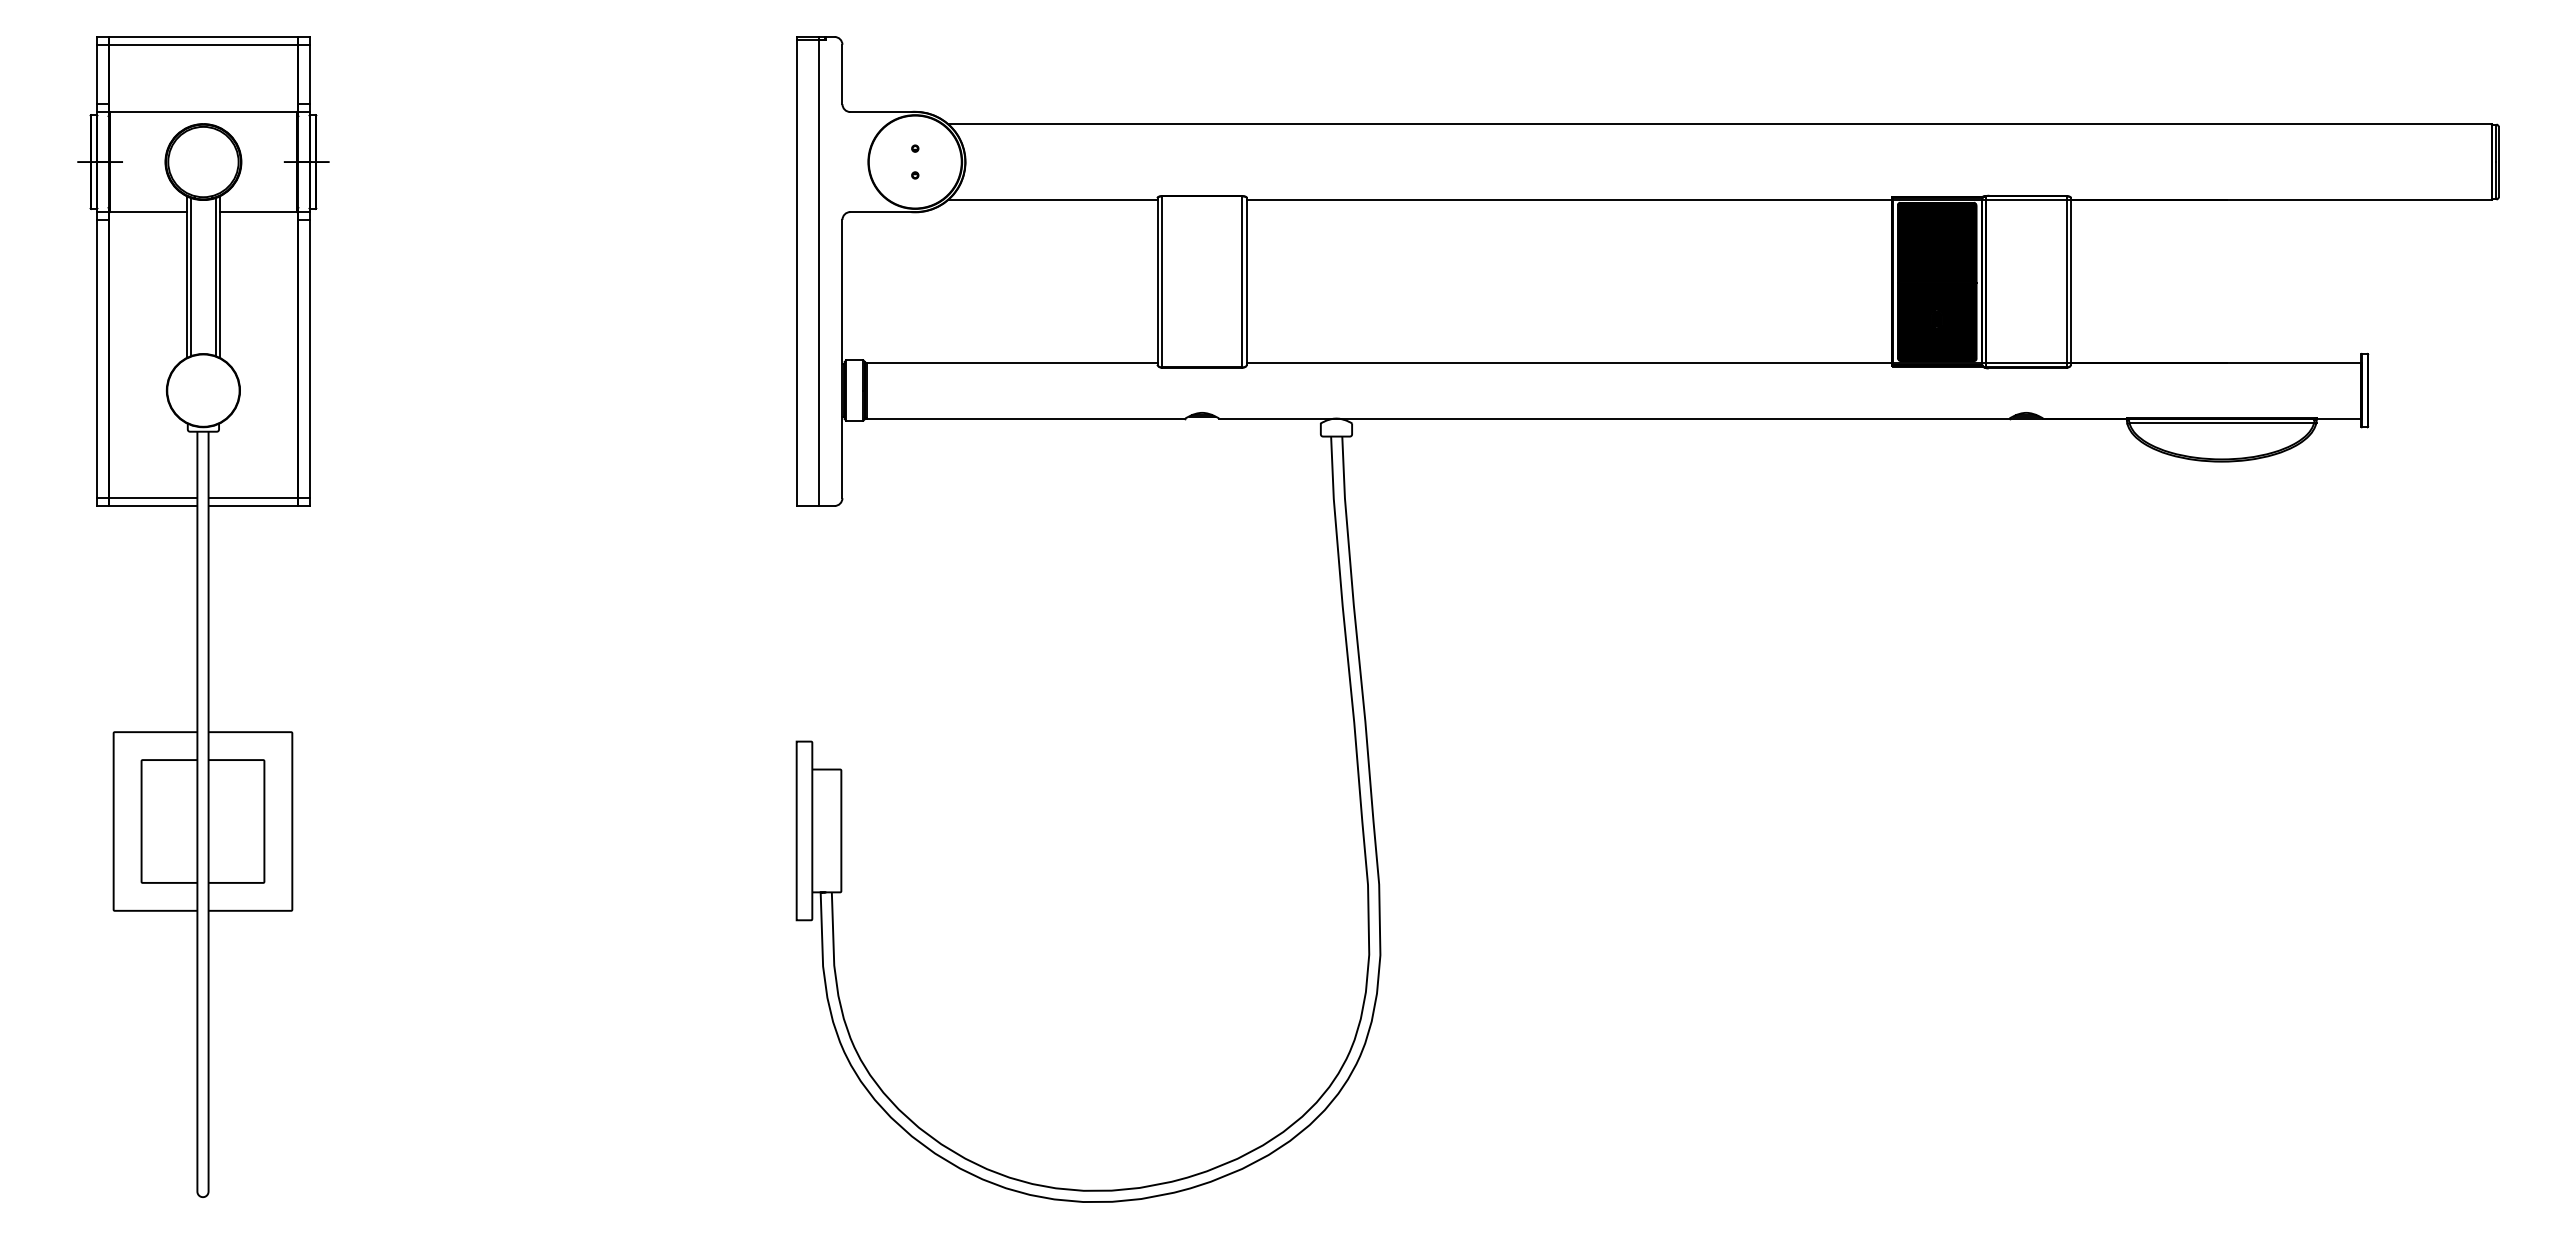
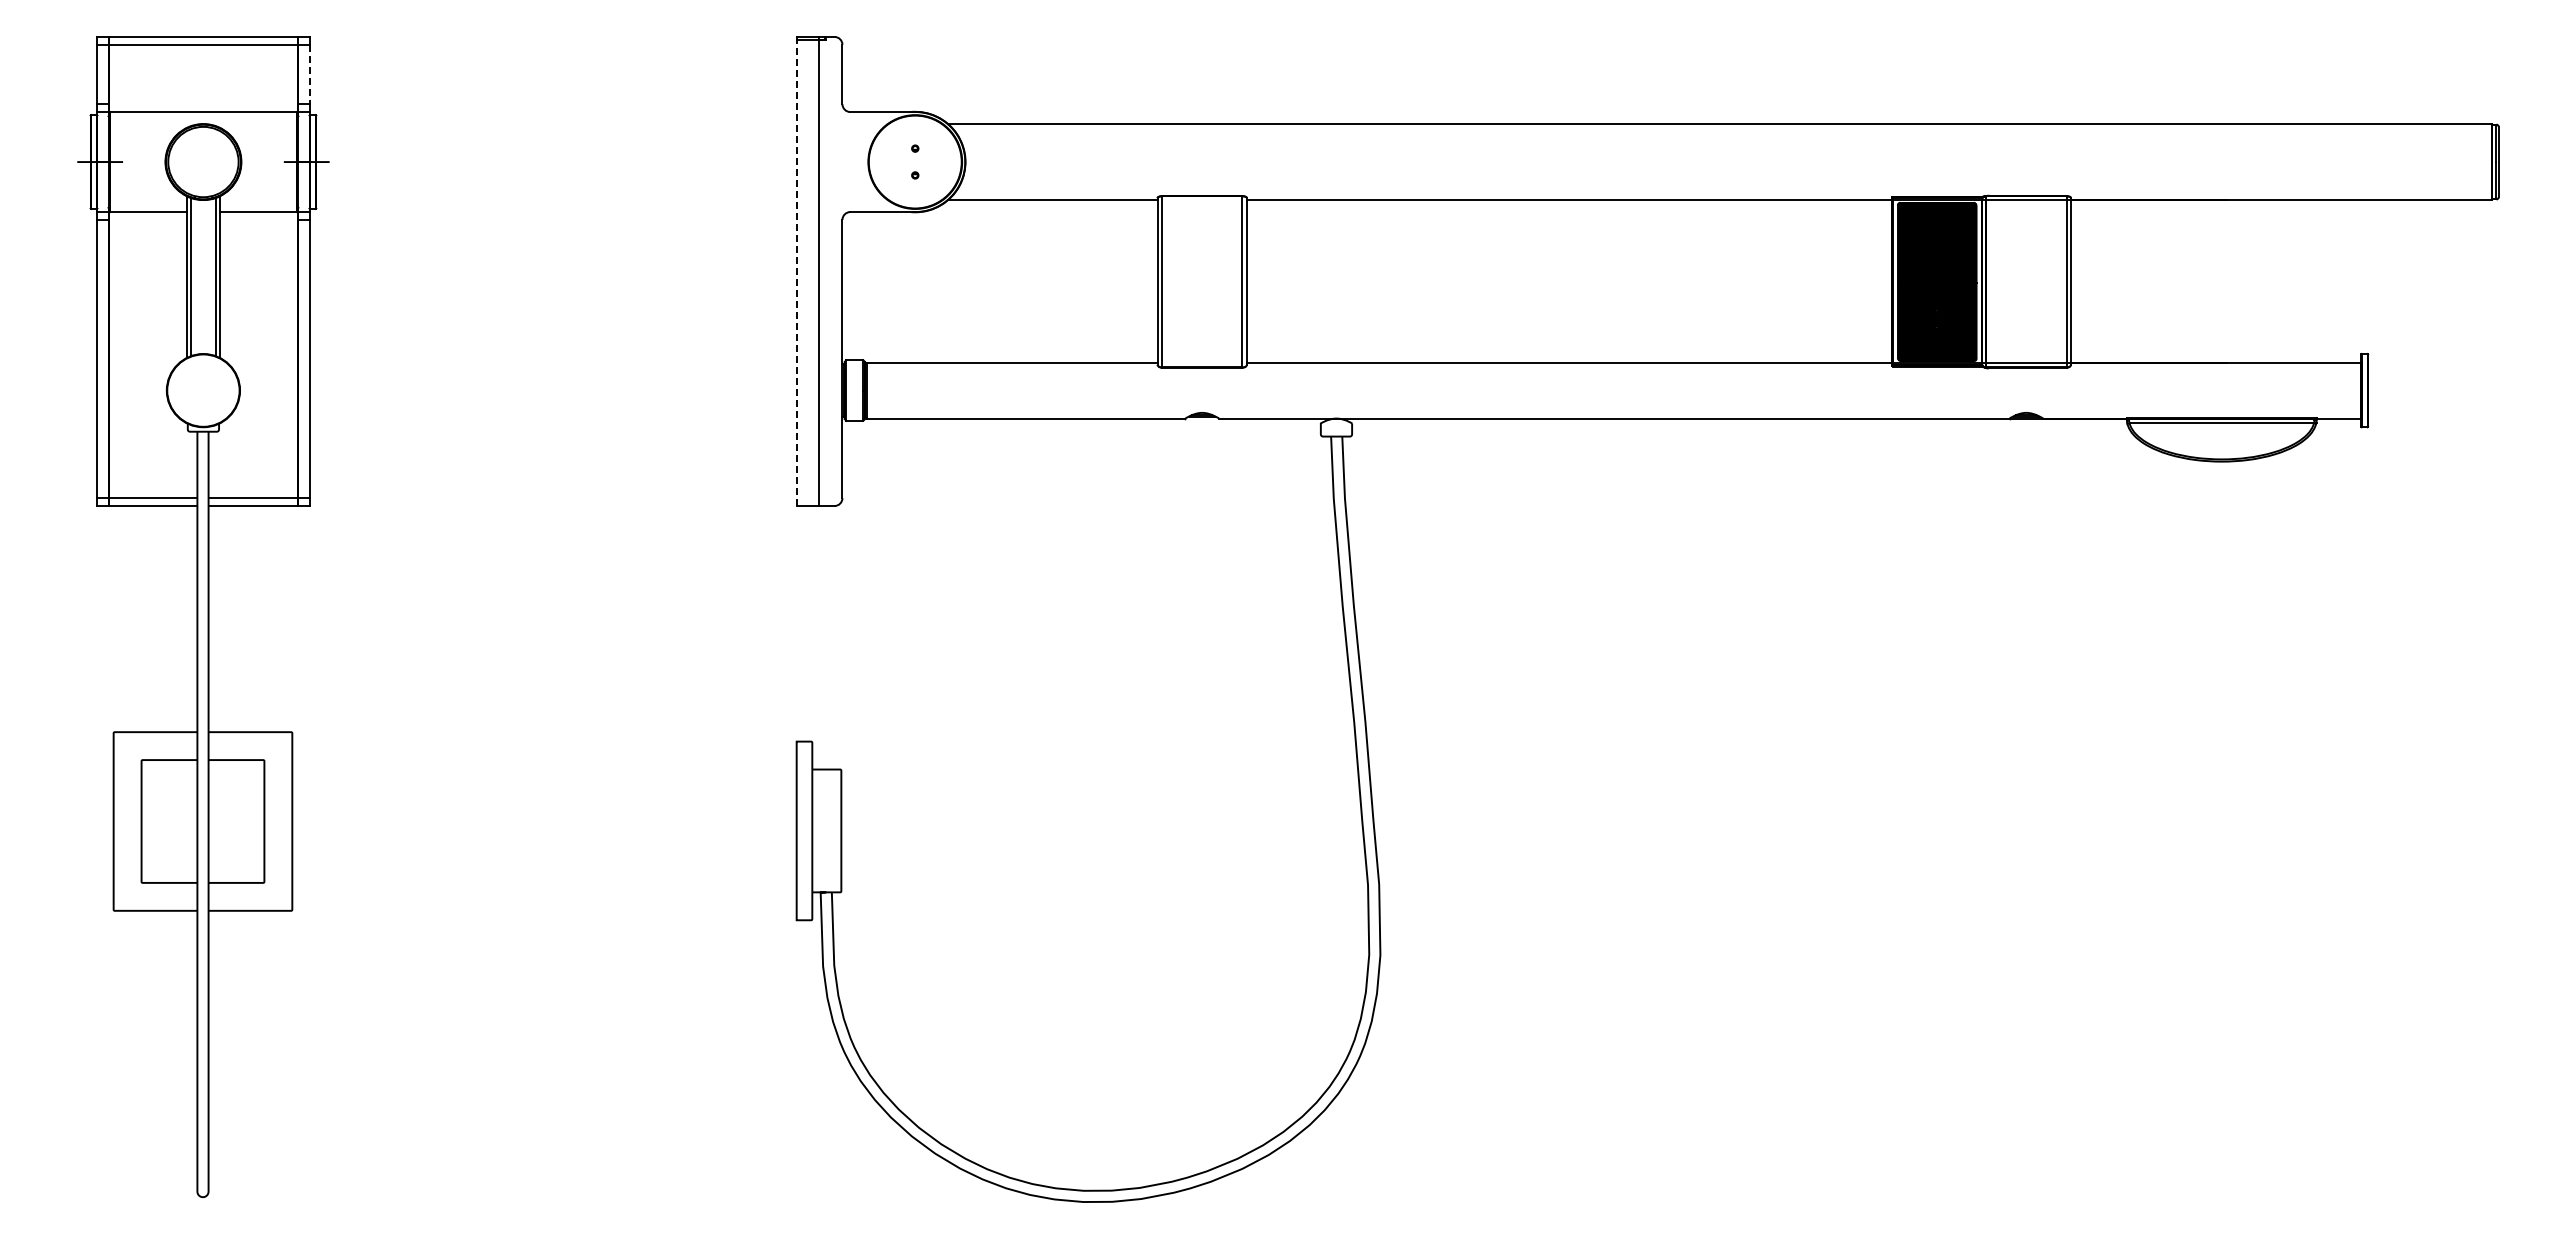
line: solid -> dashed (309, 74)
line: solid -> dashed (796, 273)
